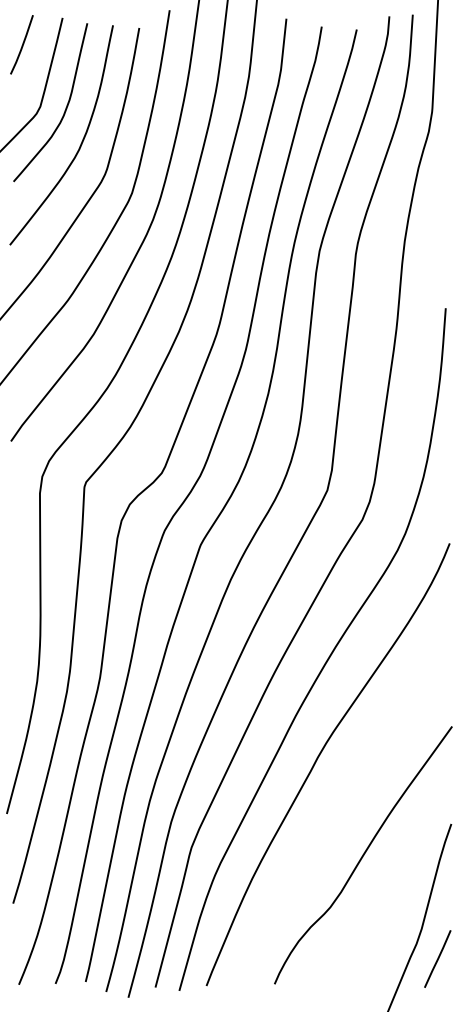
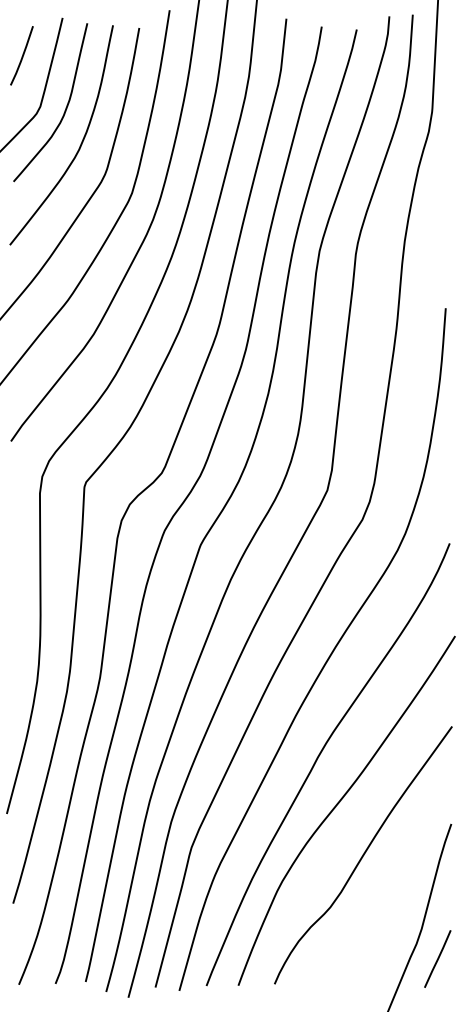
line position: (22, 44) -> (22, 55) (22, 55)
curve: none -> present (339, 803)
